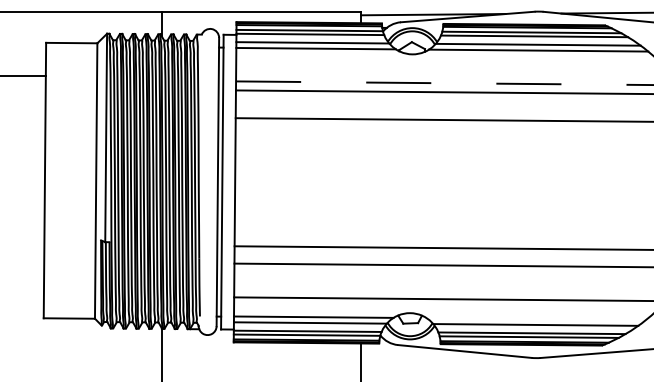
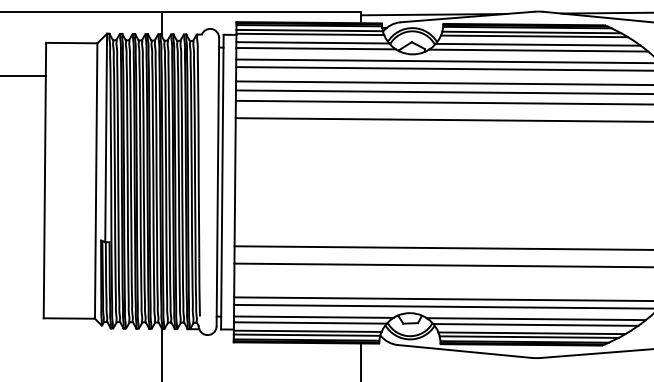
line: none -> present (443, 61)
line: none -> present (443, 68)
line: dashed -> solid (444, 83)
line: none -> present (442, 102)
line: none -> present (442, 306)
line: none -> present (535, 319)
